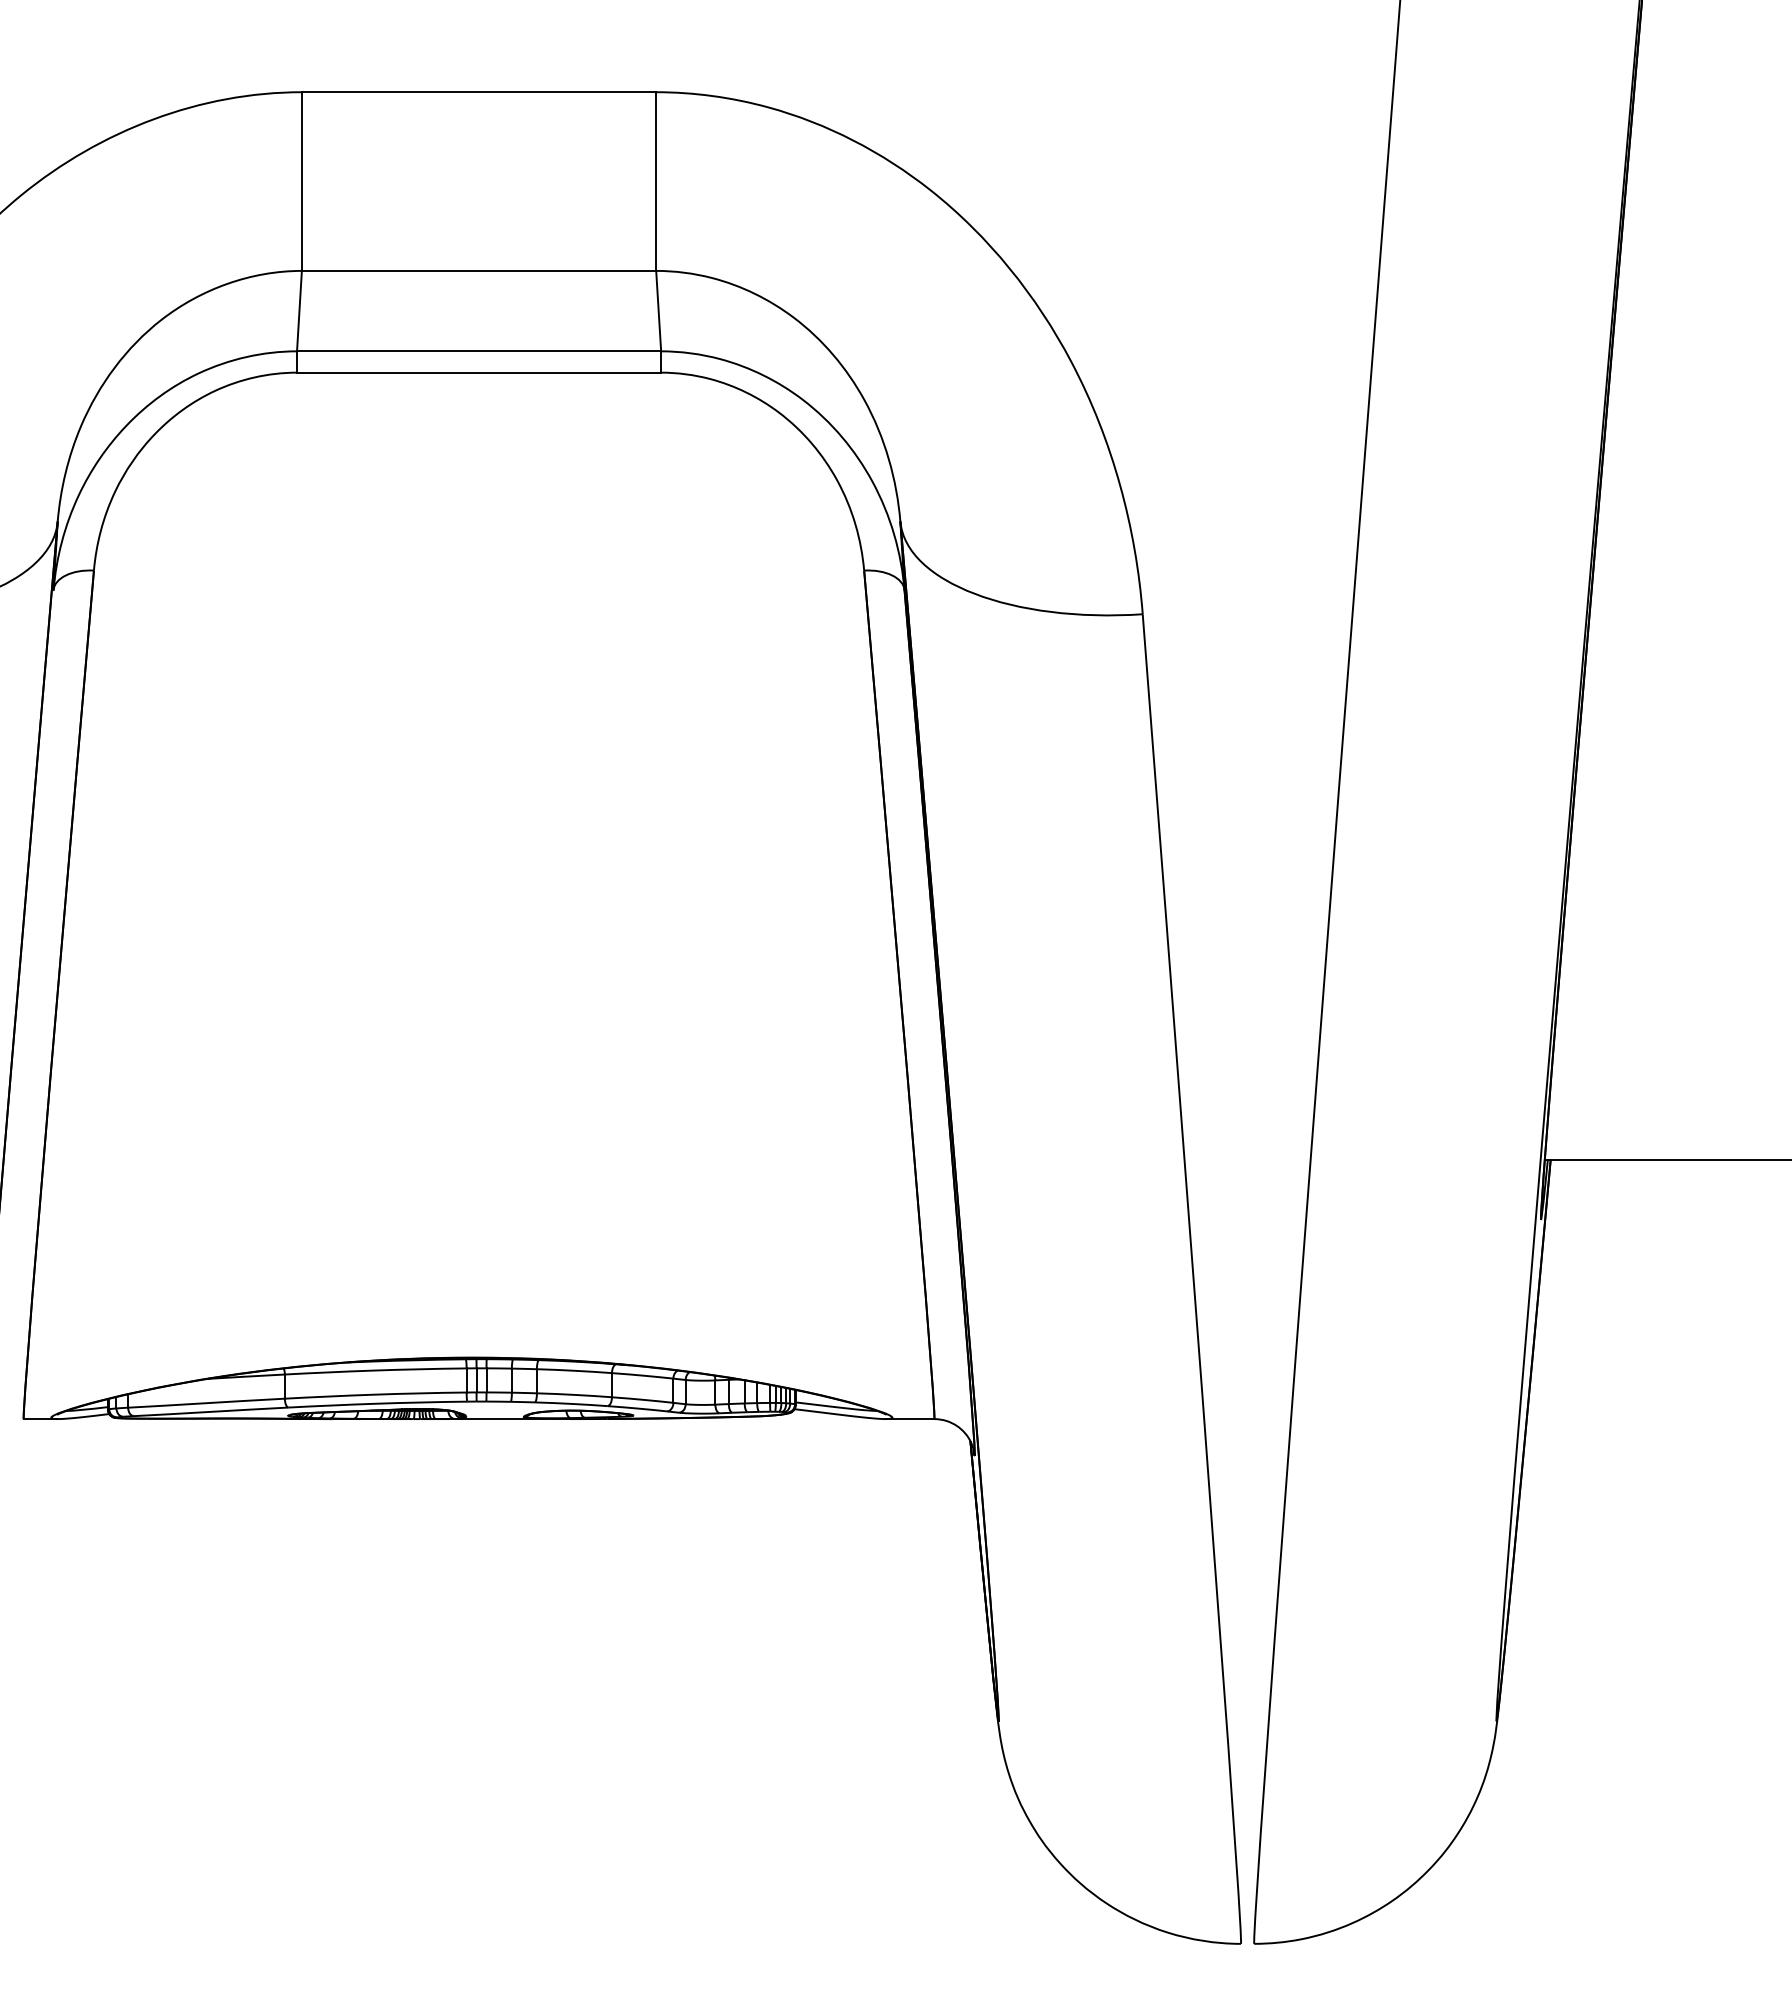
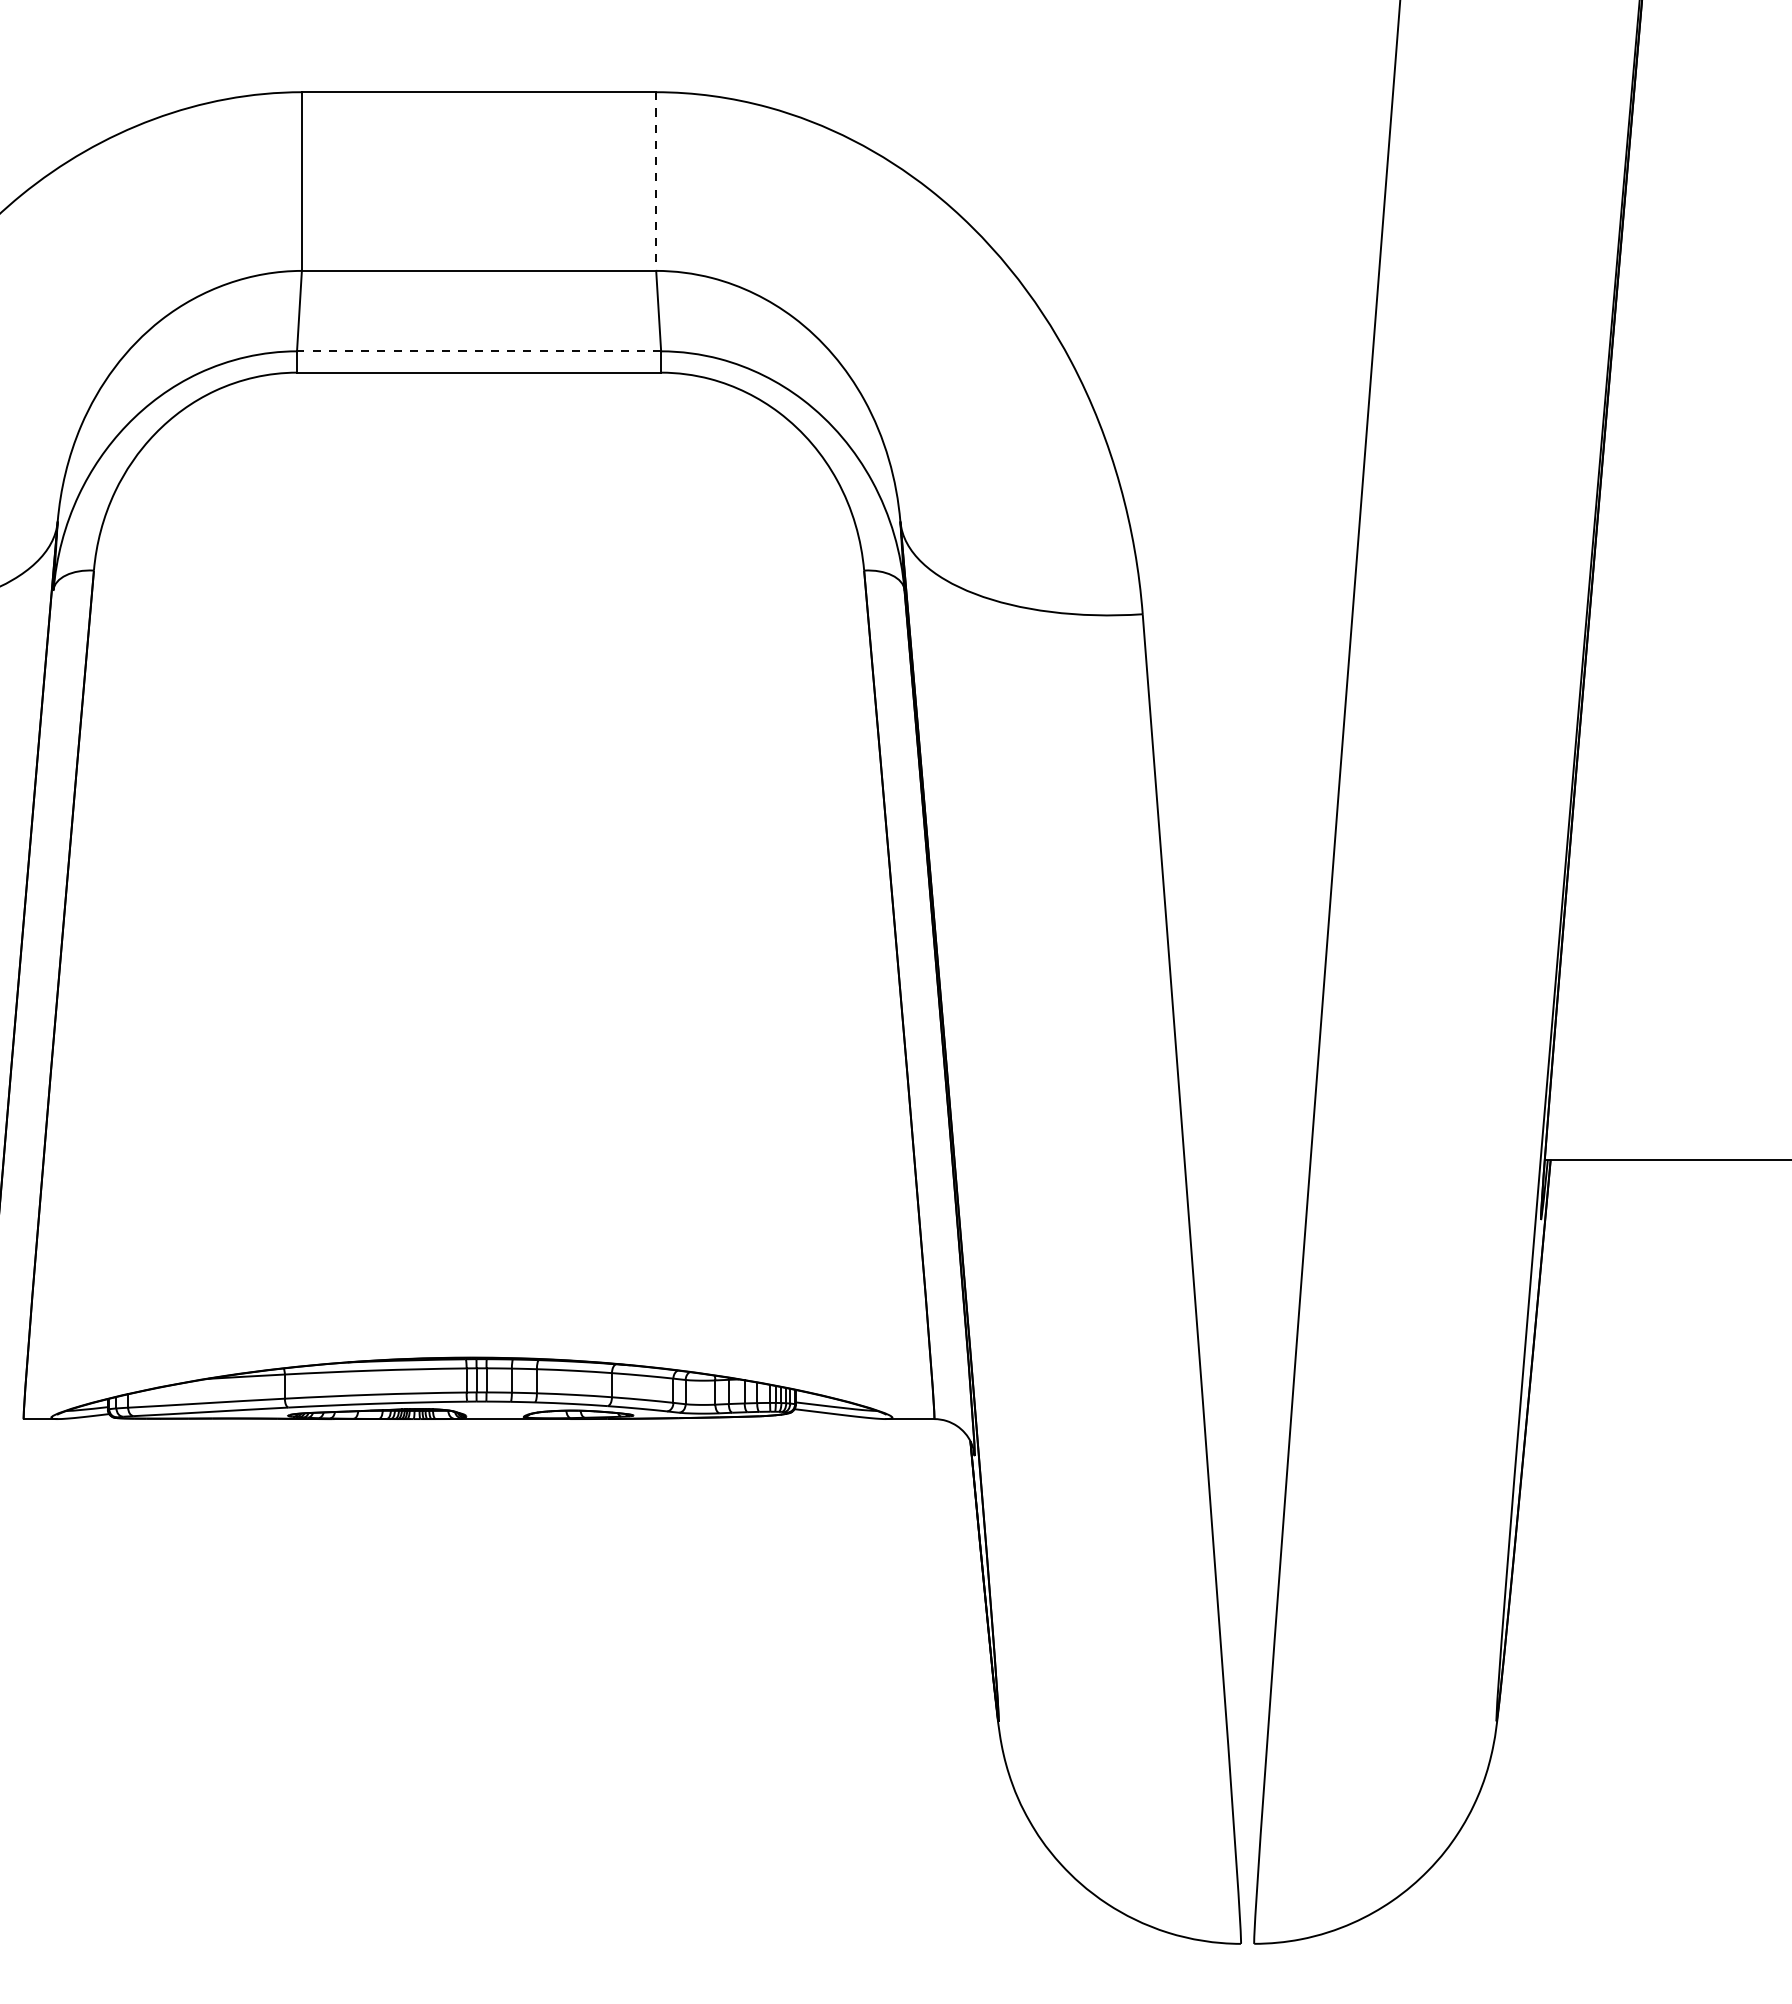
line: solid -> dashed (656, 182)
line: solid -> dashed (478, 351)
